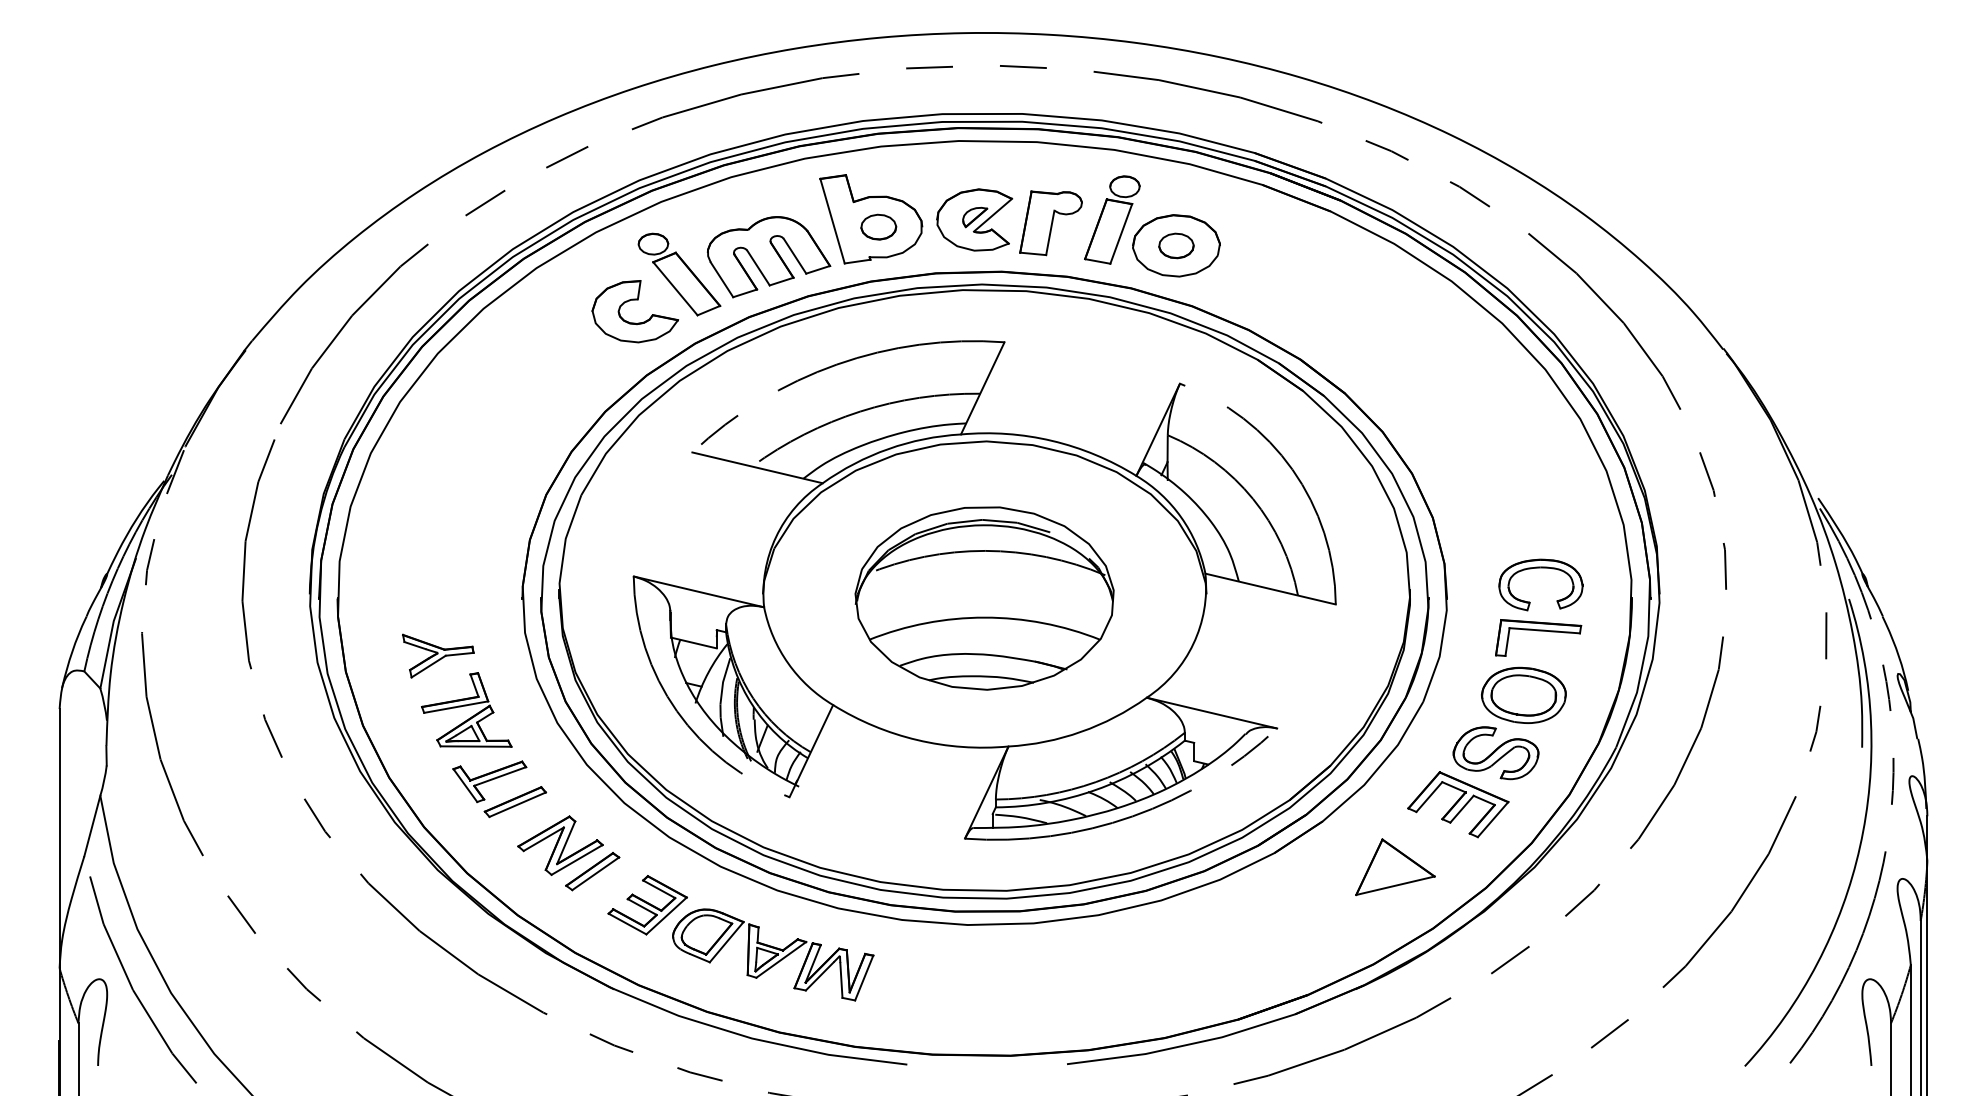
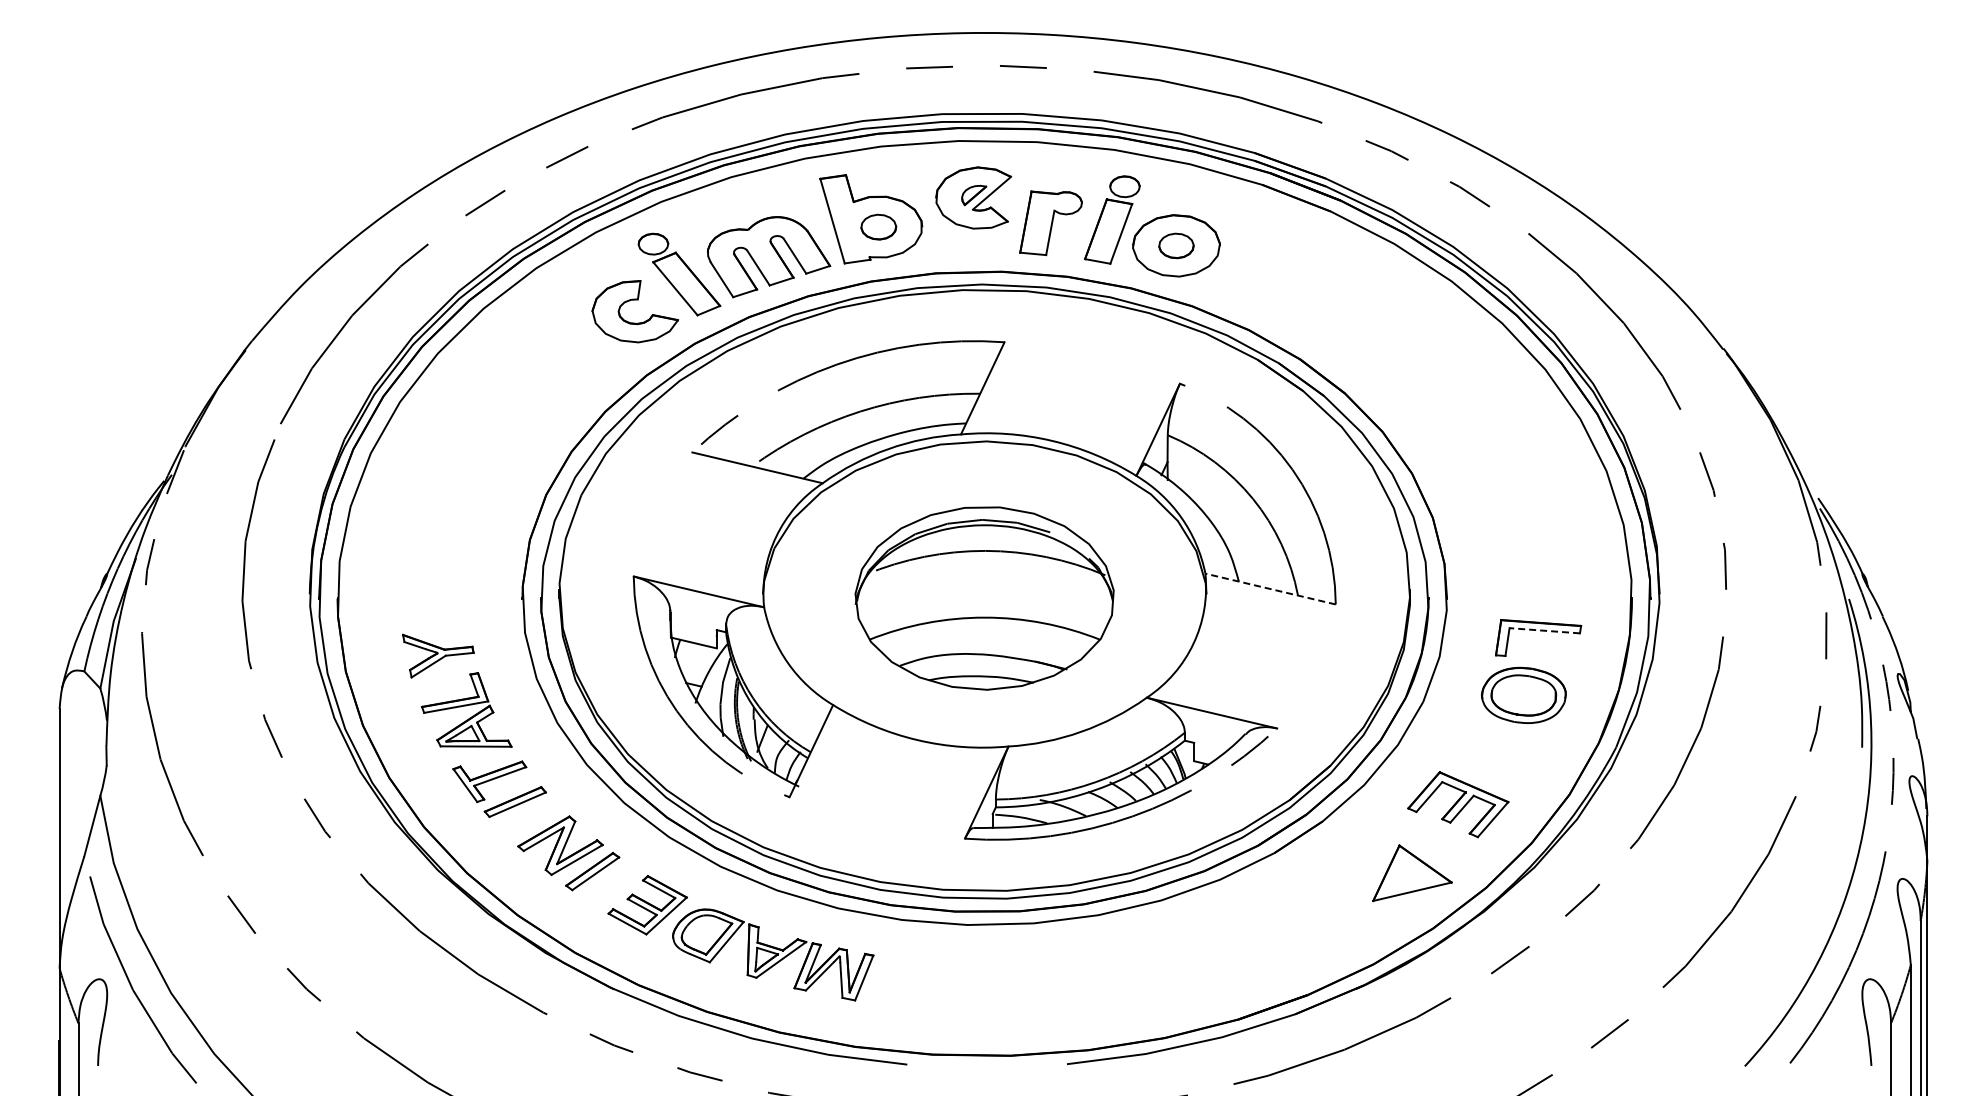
part position: (974, 219) -> (973, 197) (973, 197)
part: present -> none (1540, 568)
line: solid -> dashed (1270, 589)
line: solid -> dashed (1544, 630)
part: present -> none (1495, 753)
part position: (1395, 867) -> (1412, 873) (1412, 873)
